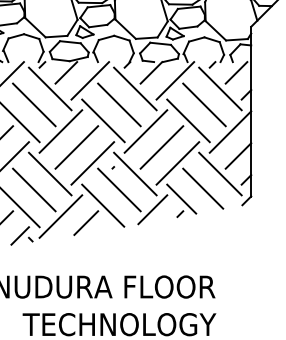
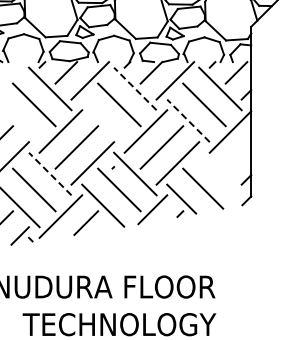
line: present -> none (12, 73)
line: solid -> dashed (135, 88)
line: present -> none (103, 120)
line: solid -> dashed (188, 120)
line: present -> none (20, 123)
line: present -> none (238, 155)
line: solid -> dashed (49, 173)
line: present -> none (220, 173)
